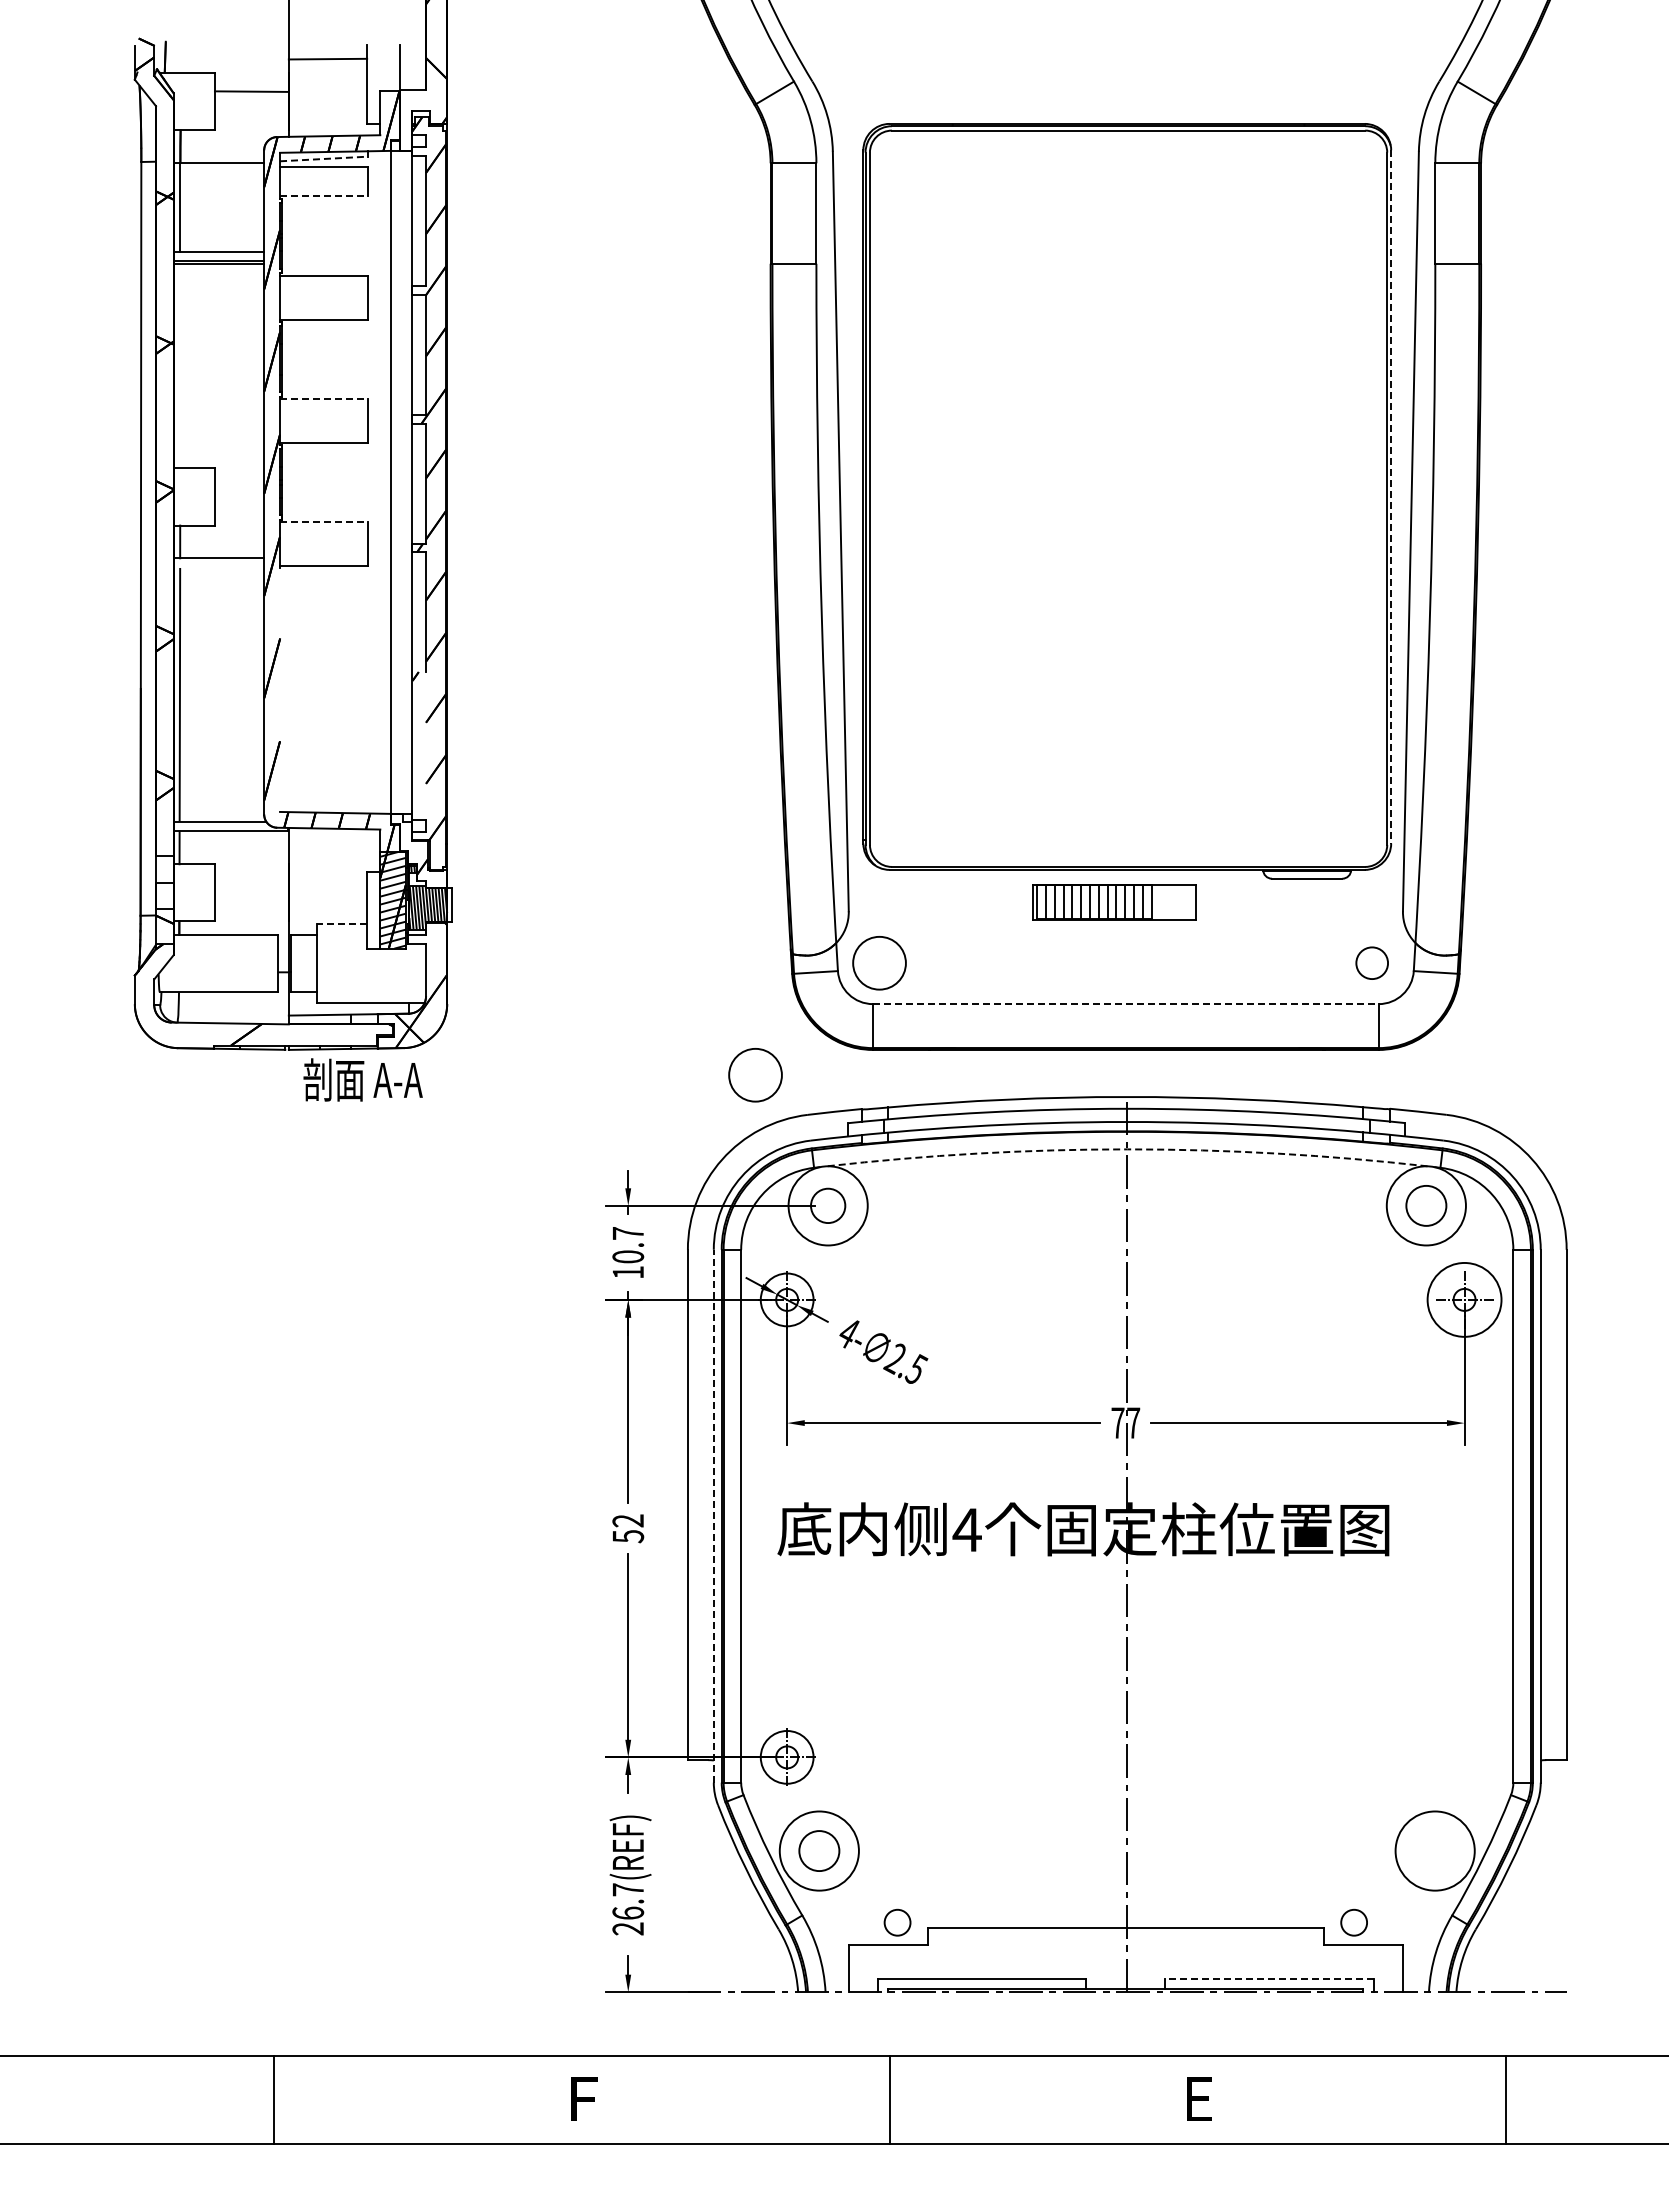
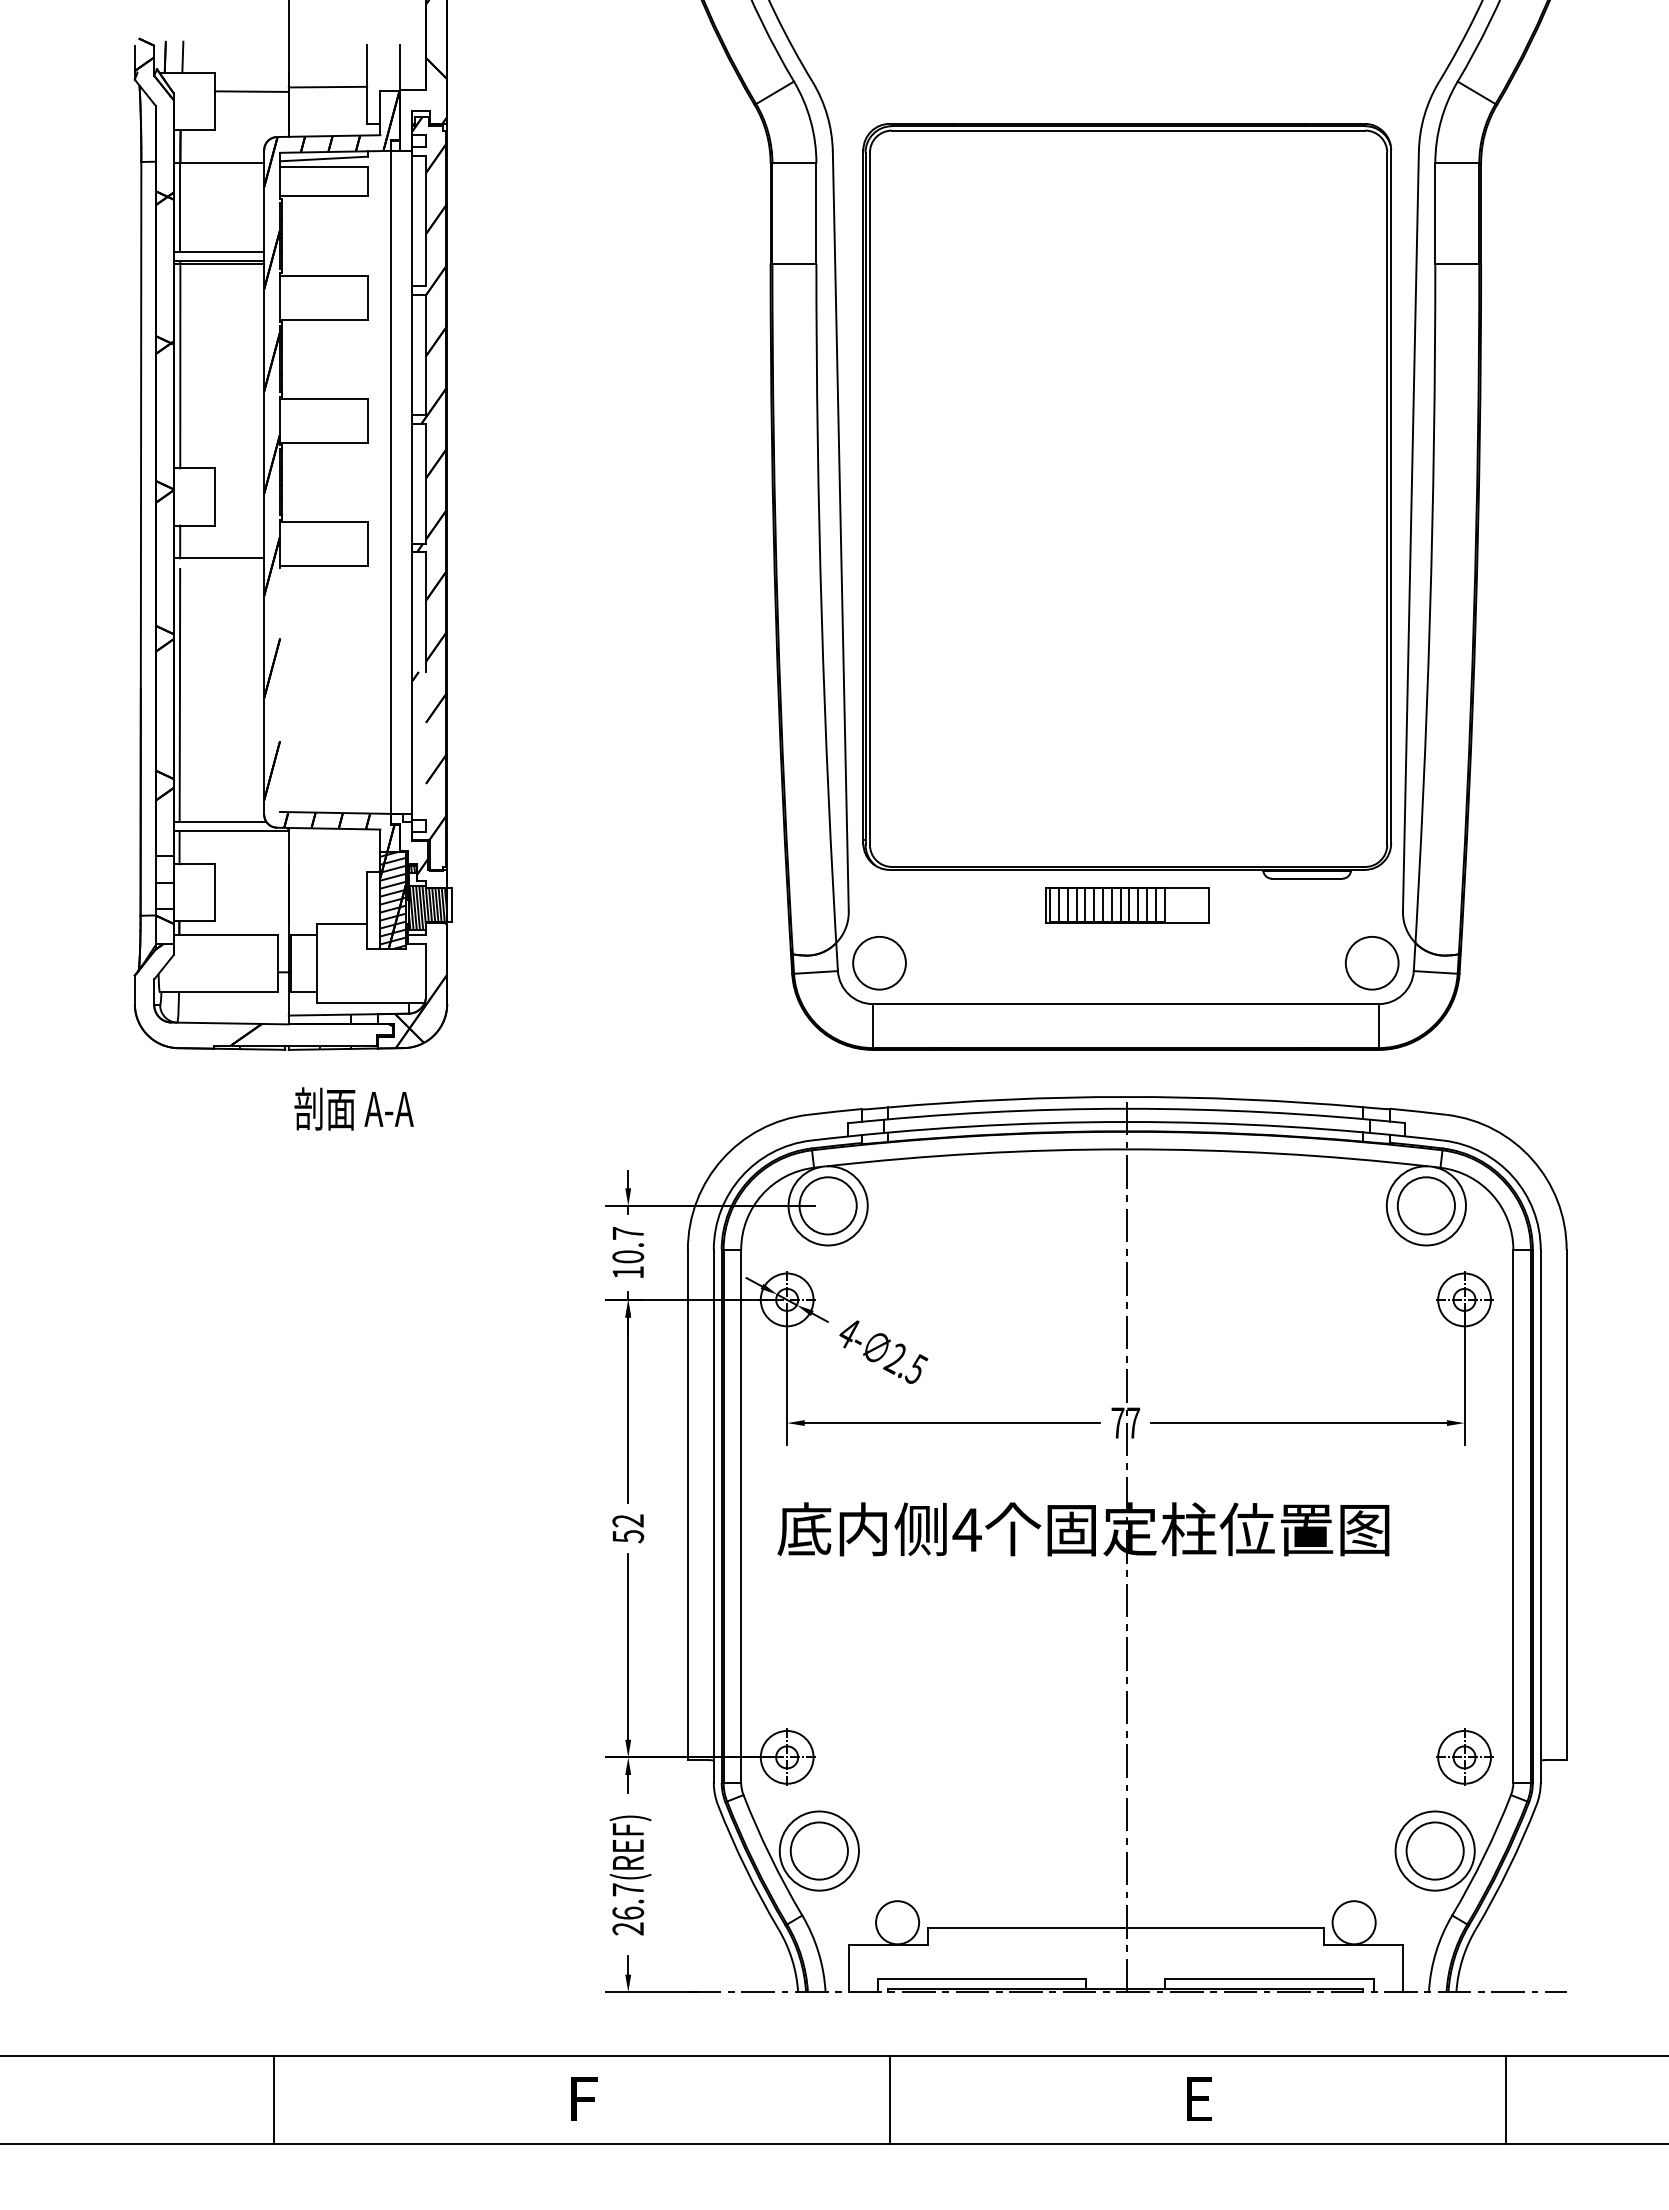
line: none -> present (182, 56)
line position: (327, 58) -> (327, 86) (327, 86)
line: dashed -> solid (324, 158)
line: dashed -> solid (324, 196)
line: none -> present (180, 364)
line: dashed -> solid (324, 398)
line: dashed -> solid (1391, 496)
line: dashed -> solid (324, 521)
part position: (1114, 902) -> (1127, 905) (1127, 905)
line: dashed -> solid (341, 923)
circle diameter: 32 px -> 53 px (1371, 962)
line: dashed -> solid (1125, 1004)
circle: present -> none (755, 1075)
text position: (362, 1079) -> (353, 1108) (353, 1108)
arc: dashed -> solid (1127, 1149)
circle diameter: 34 px -> 57 px (827, 1205)
circle diameter: 40 px -> 57 px (1425, 1205)
circle diameter: 74 px -> 53 px (1464, 1299)
line: dashed -> solid (713, 1515)
part: none -> present (1464, 1756)
circle: none -> present (1434, 1850)
circle diameter: 40 px -> 57 px (818, 1850)
circle diameter: 26 px -> 43 px (897, 1922)
circle diameter: 26 px -> 43 px (1353, 1922)
line: dashed -> solid (1269, 1978)
